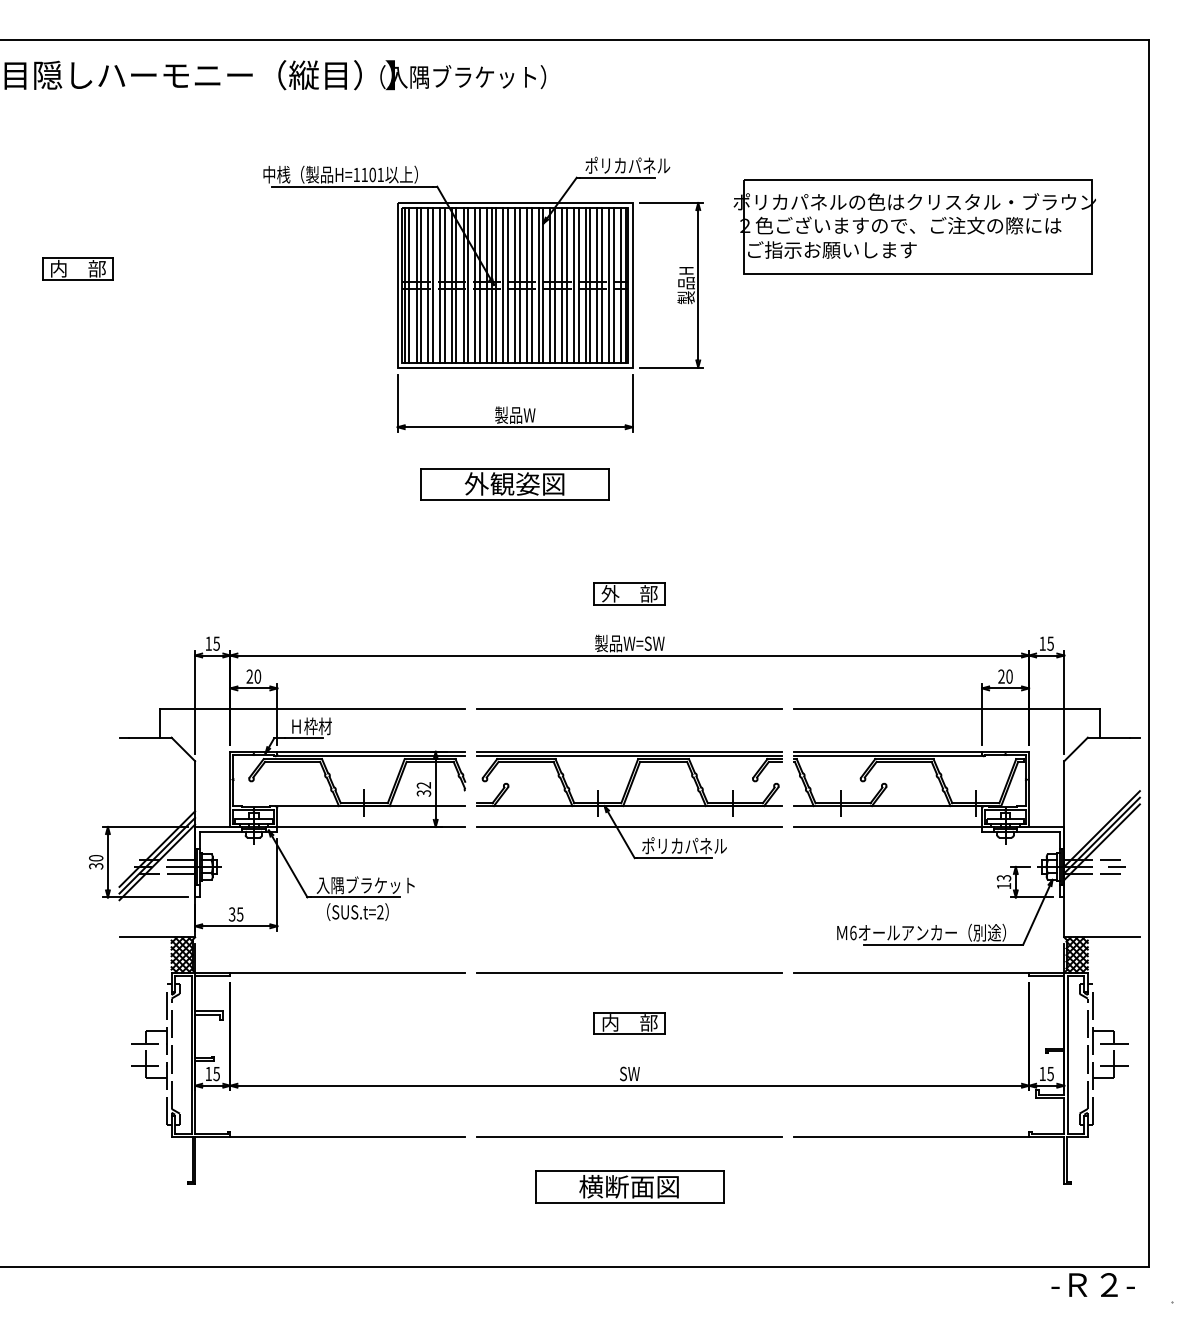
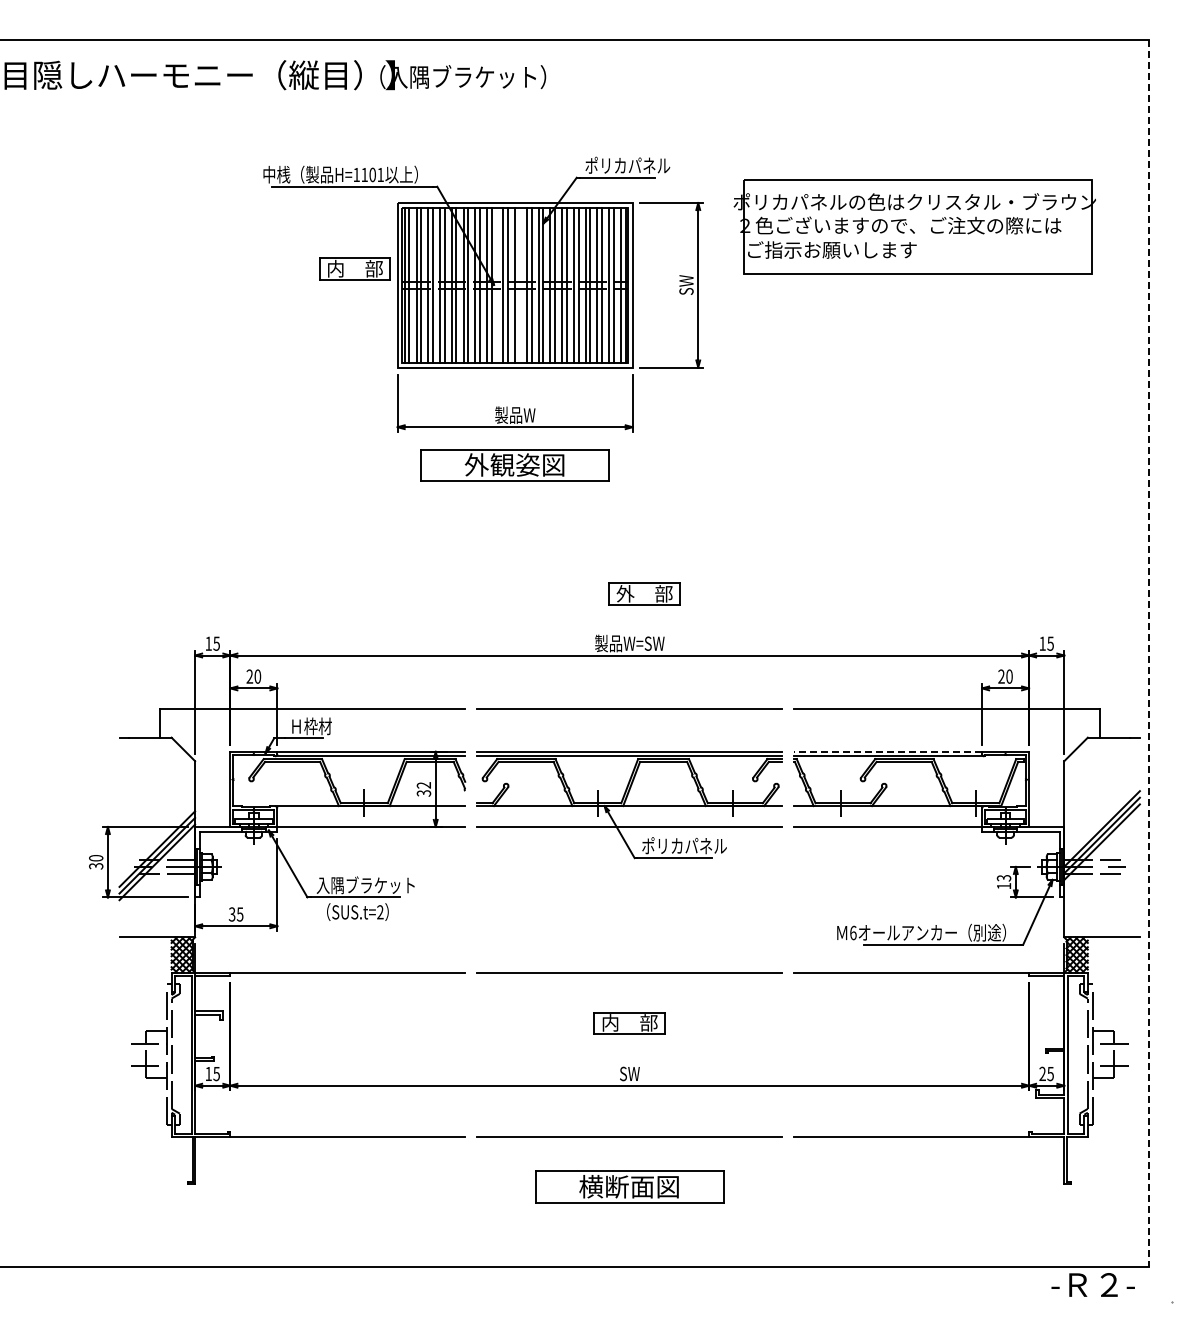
part position: (77, 268) -> (354, 268) (354, 268)
line: present -> none (496, 284)
line: present -> none (519, 284)
text: 製品H -> SW (685, 285)
part position: (514, 484) -> (514, 465) (514, 465)
part position: (629, 593) -> (644, 593) (644, 593)
line: solid -> dashed (1148, 654)
line: solid -> dashed (888, 751)
text: 15 -> 25 (1042, 1073)
